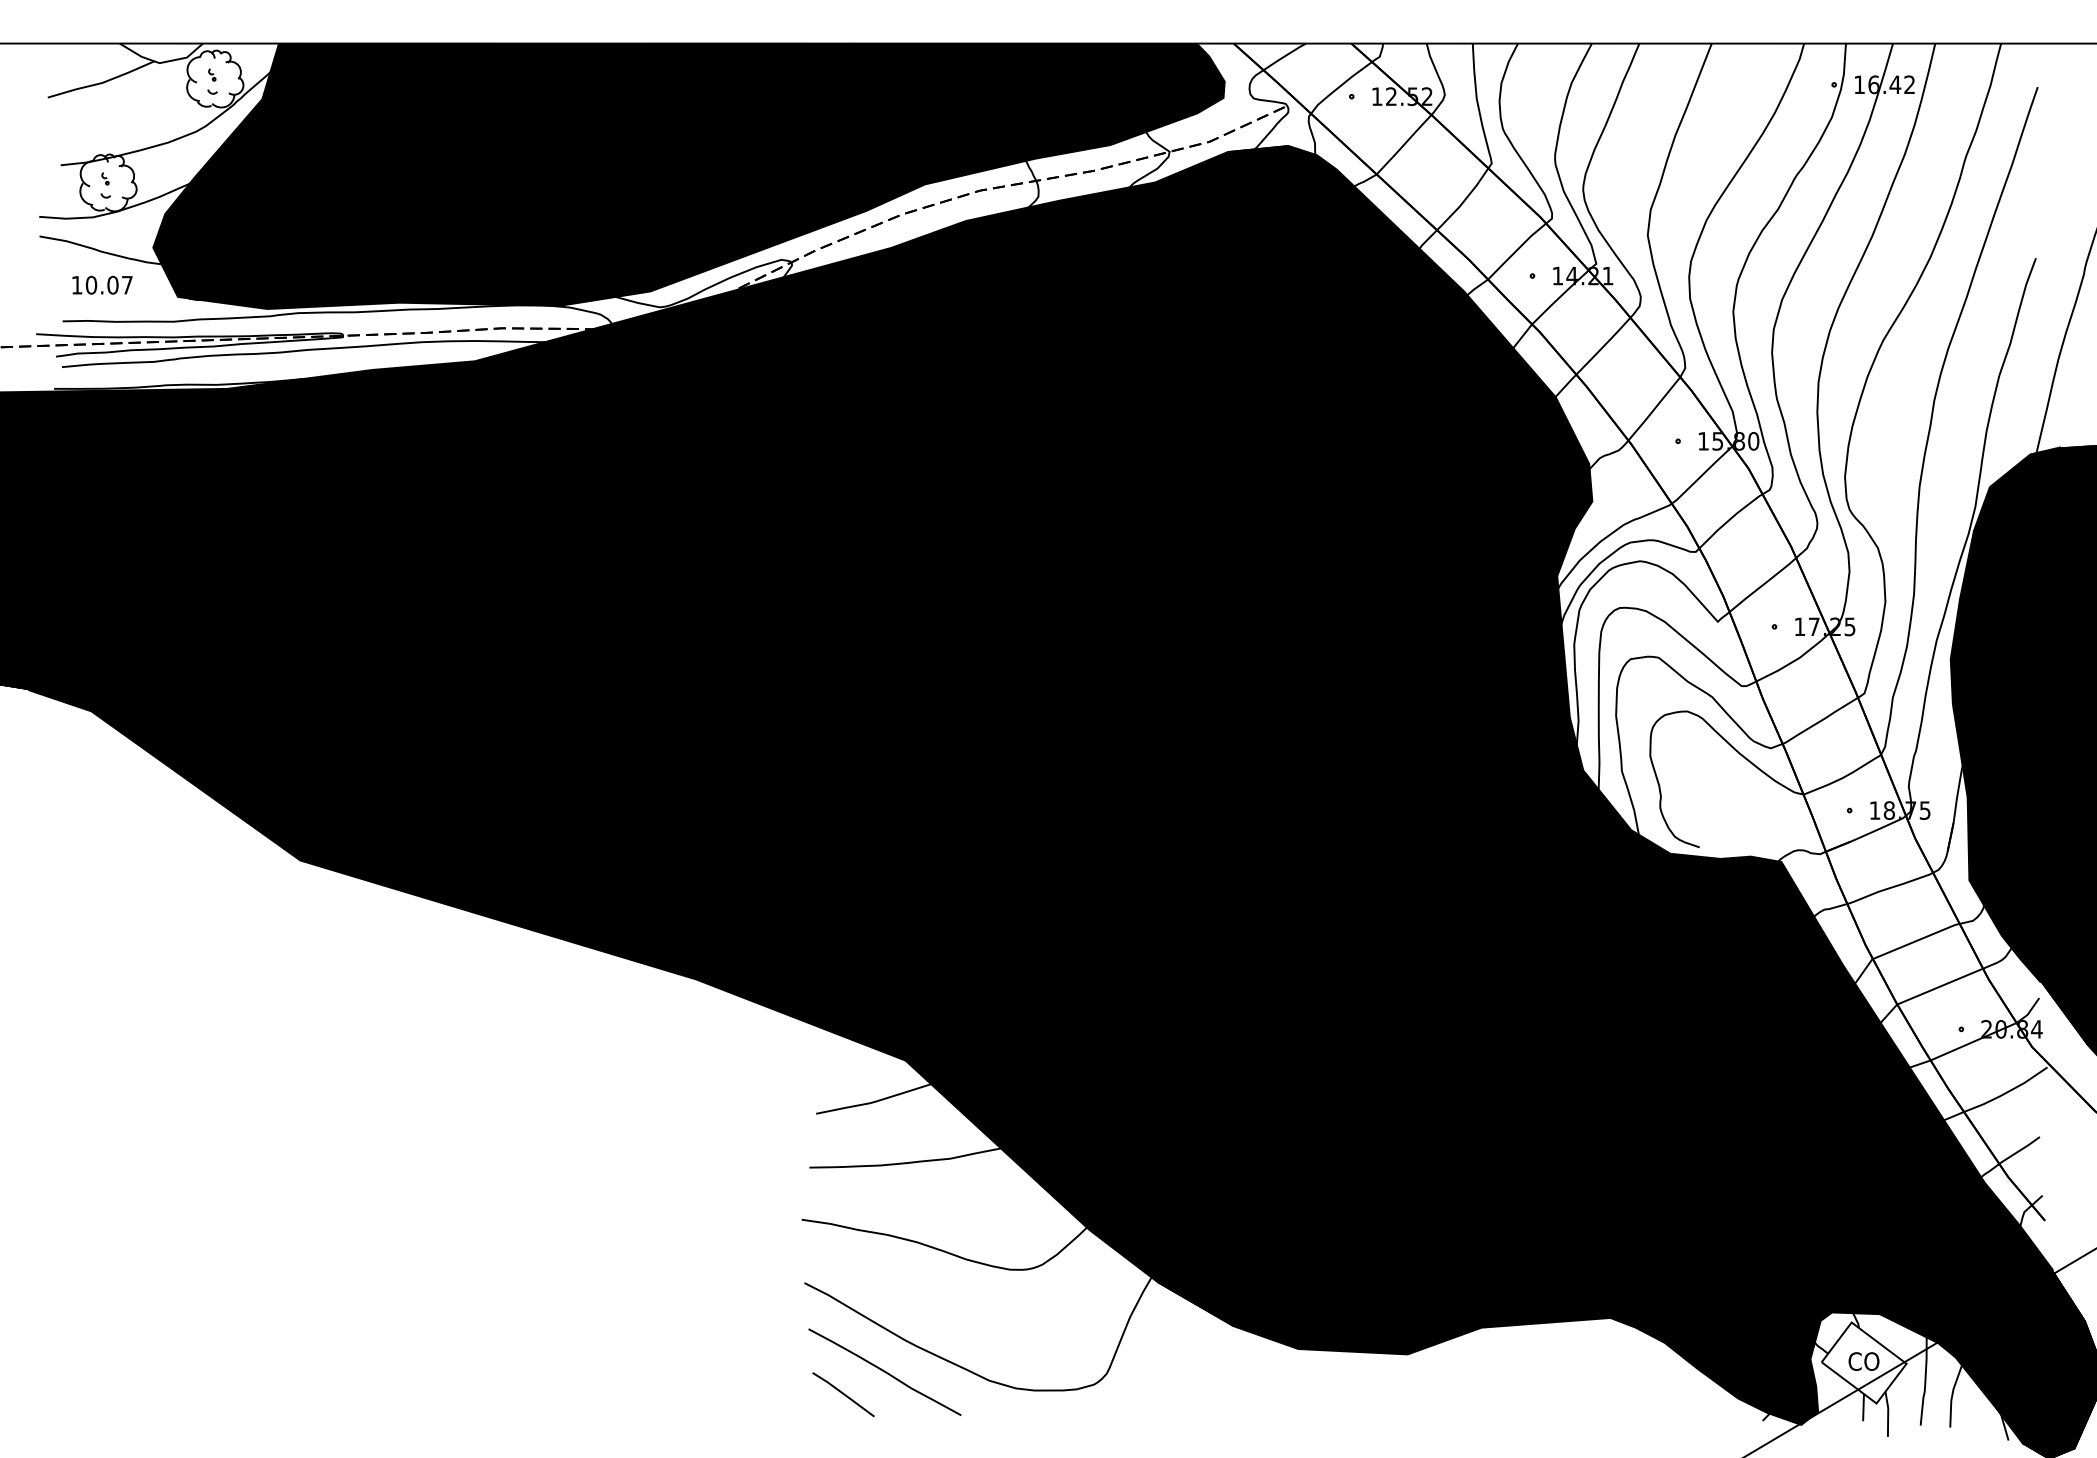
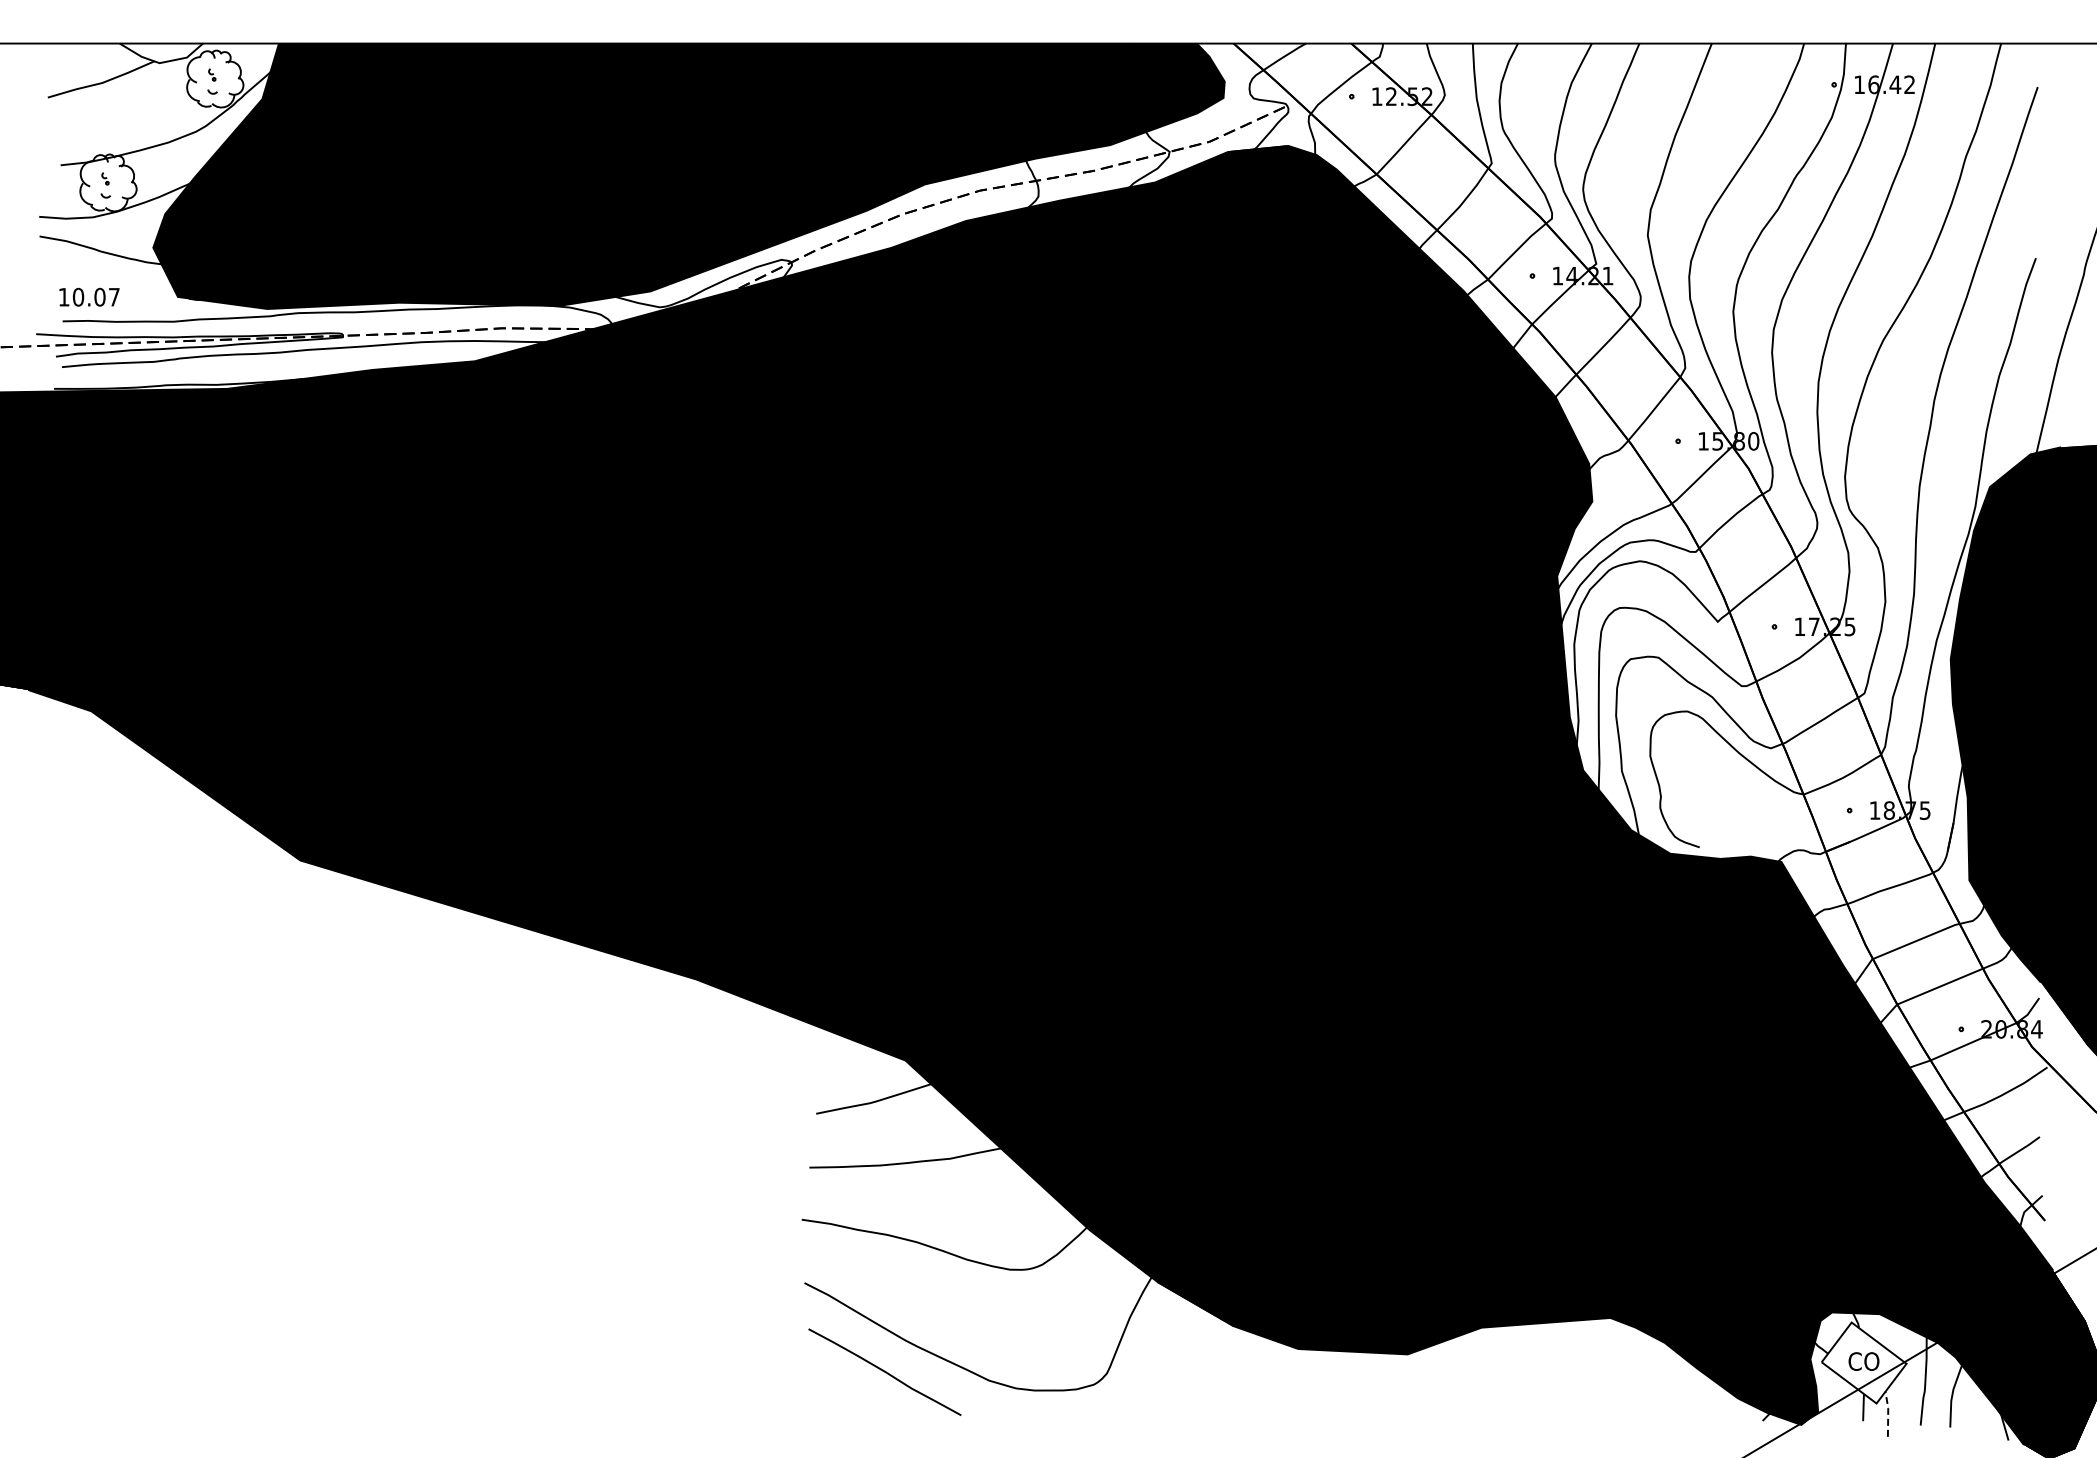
text position: (102, 284) -> (89, 296) (89, 296)
line: present -> none (843, 1394)
line: solid -> dashed (1888, 1413)
